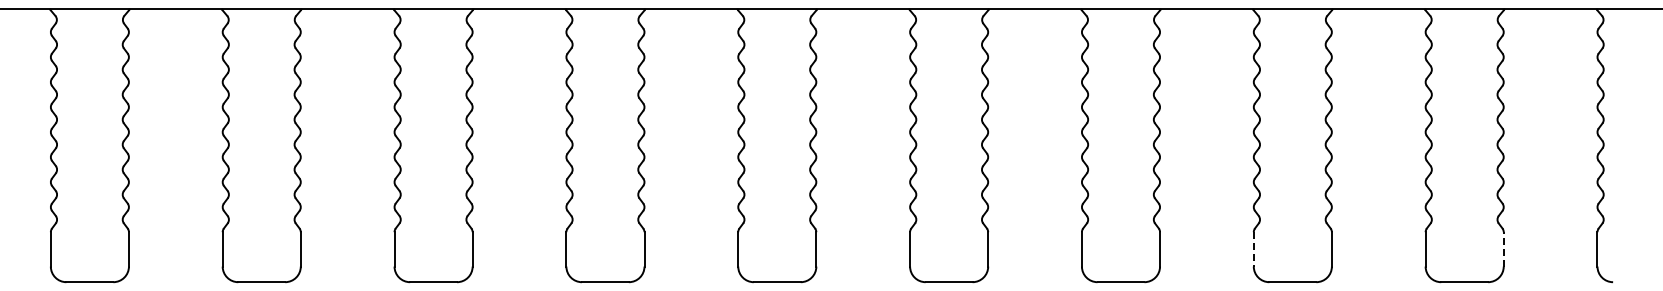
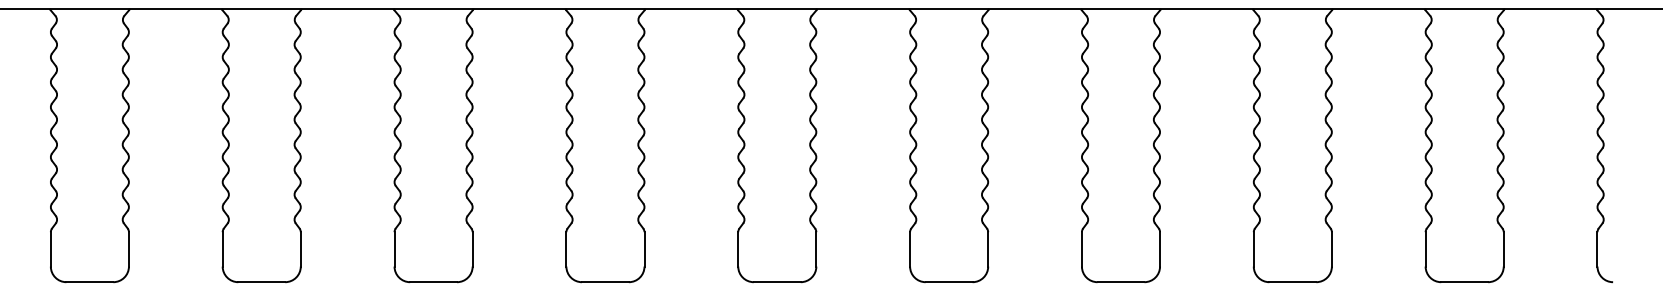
line: dashed -> solid (1503, 248)
line: dashed -> solid (1253, 249)
